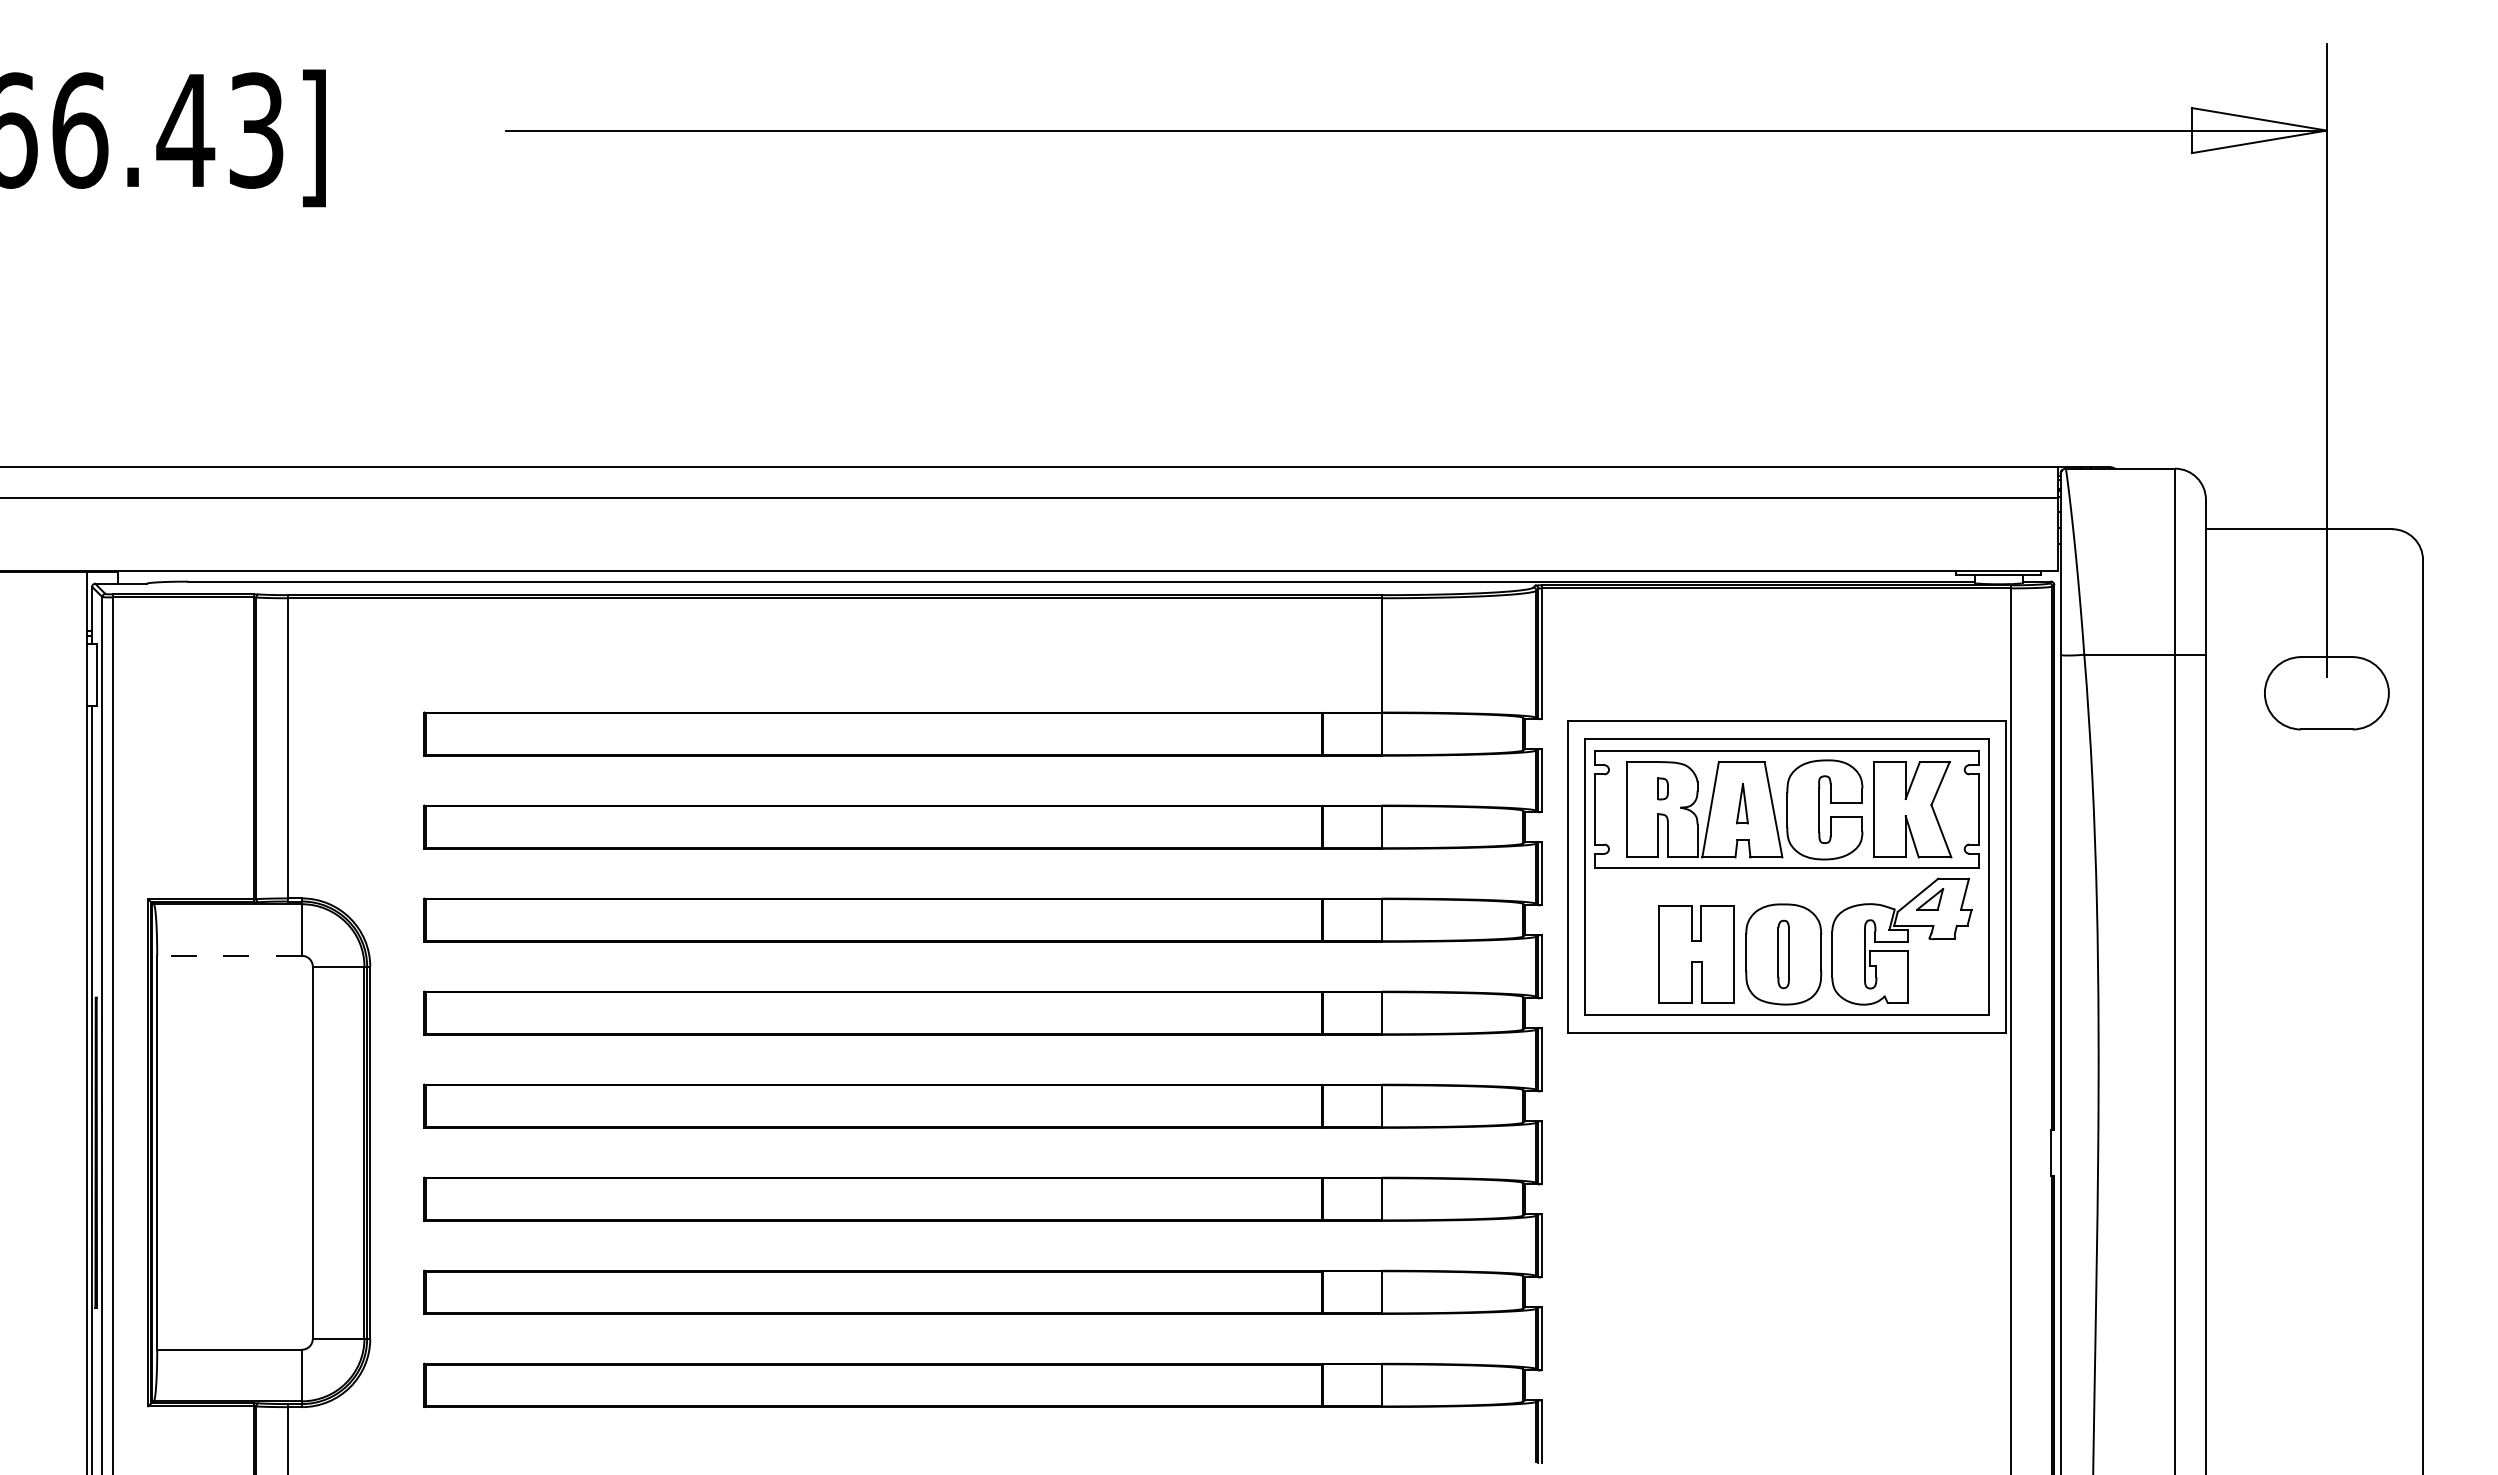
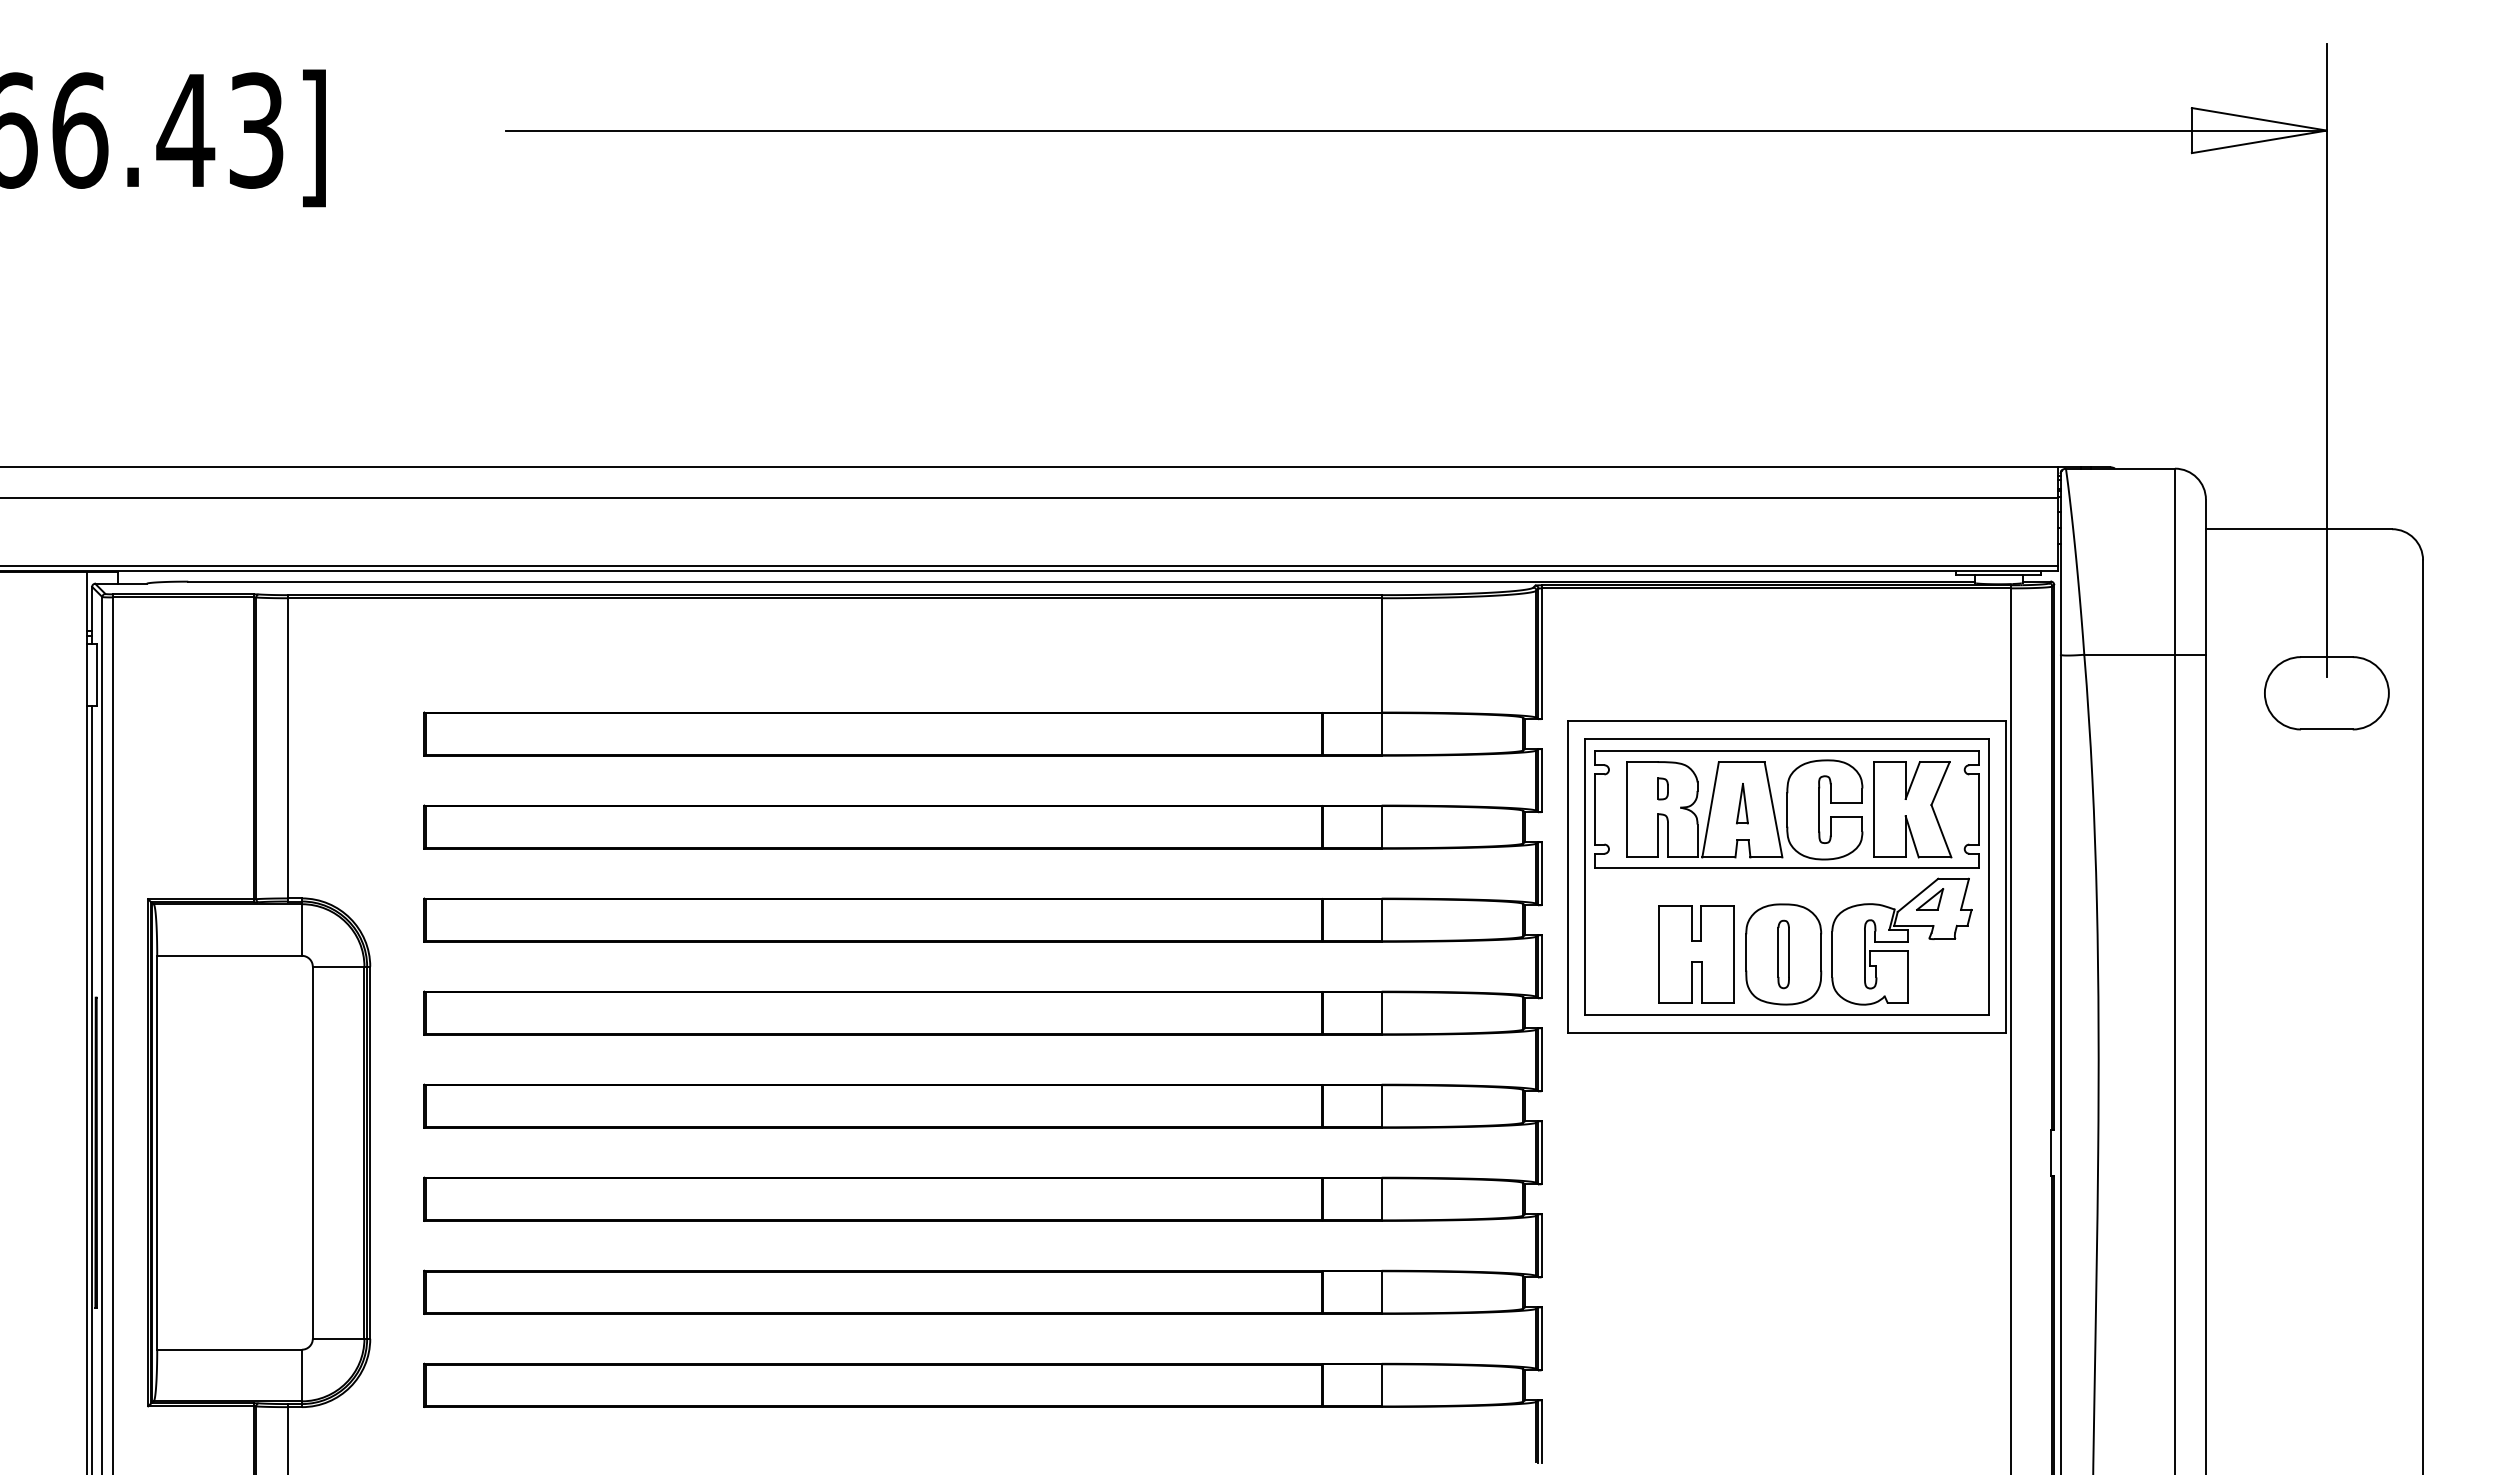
line: none -> present (1030, 565)
line: dashed -> solid (229, 955)
